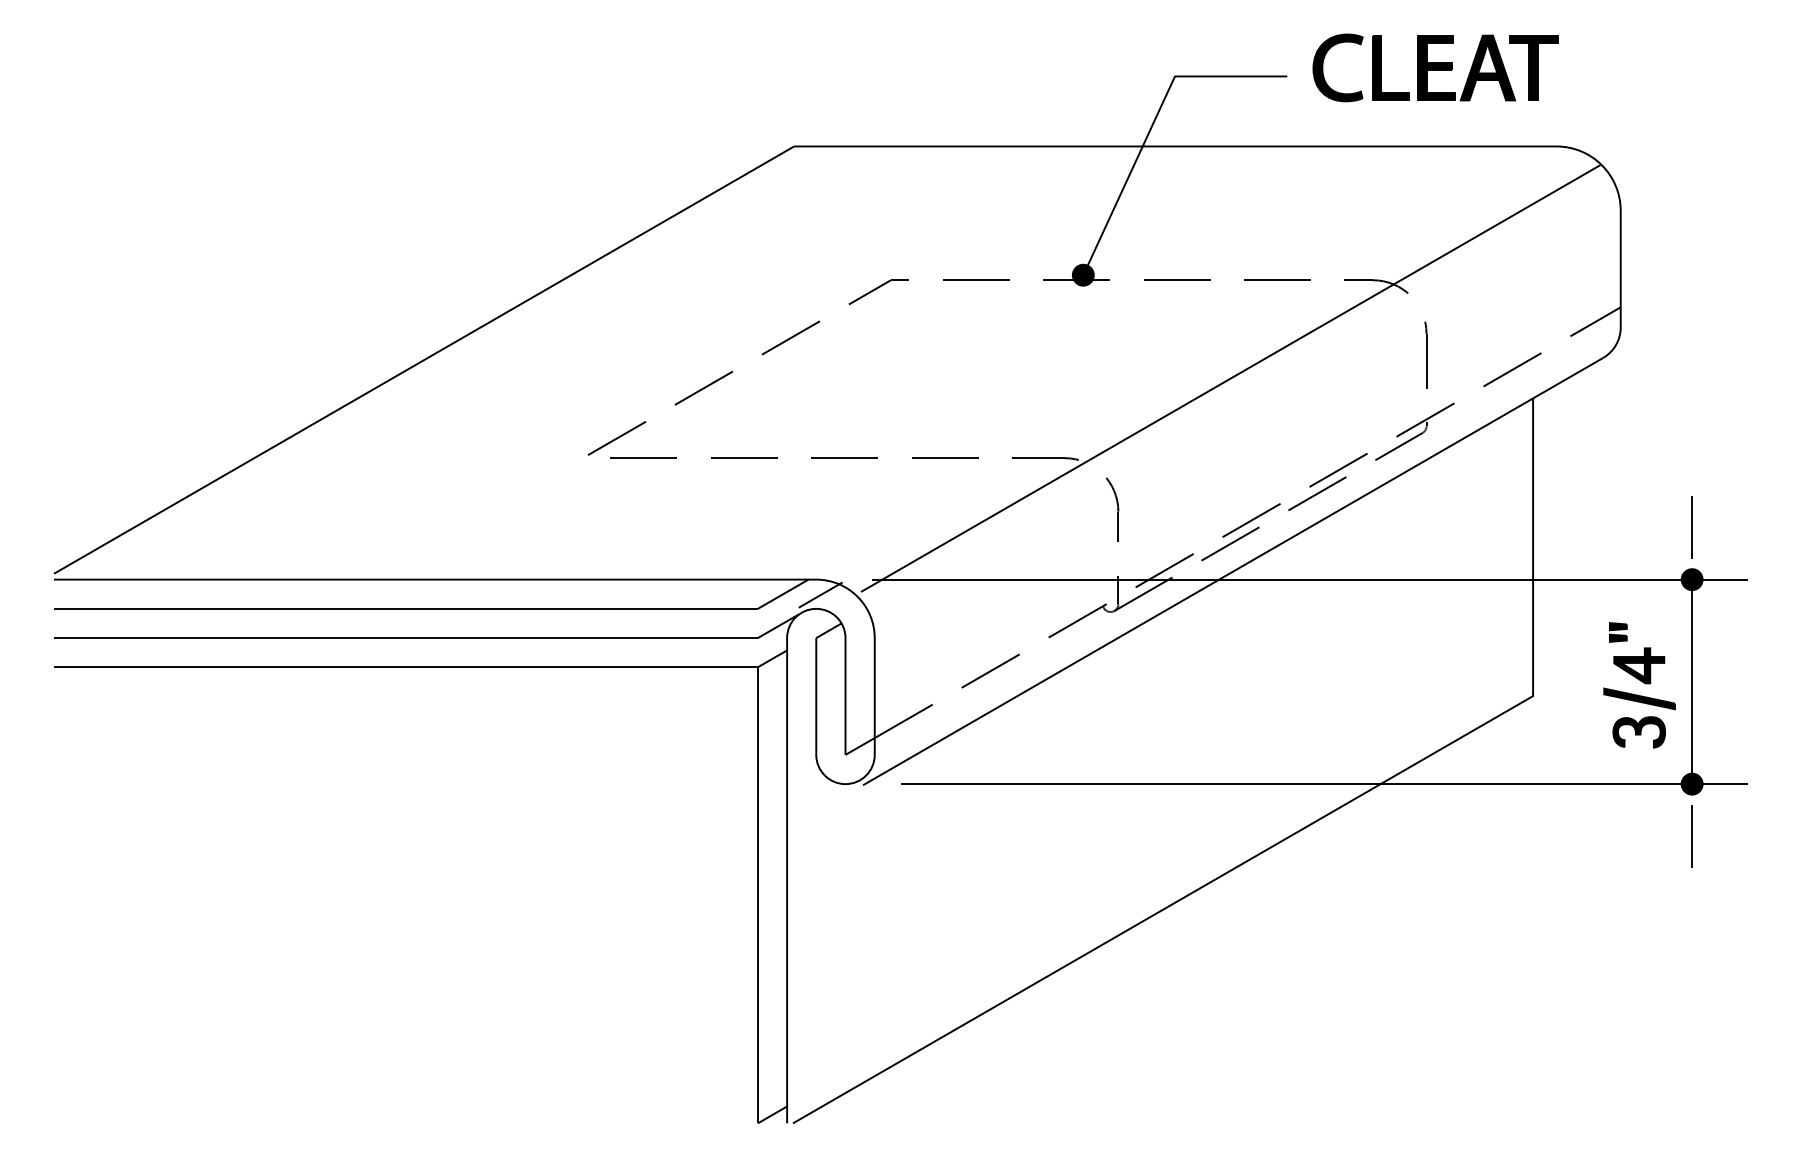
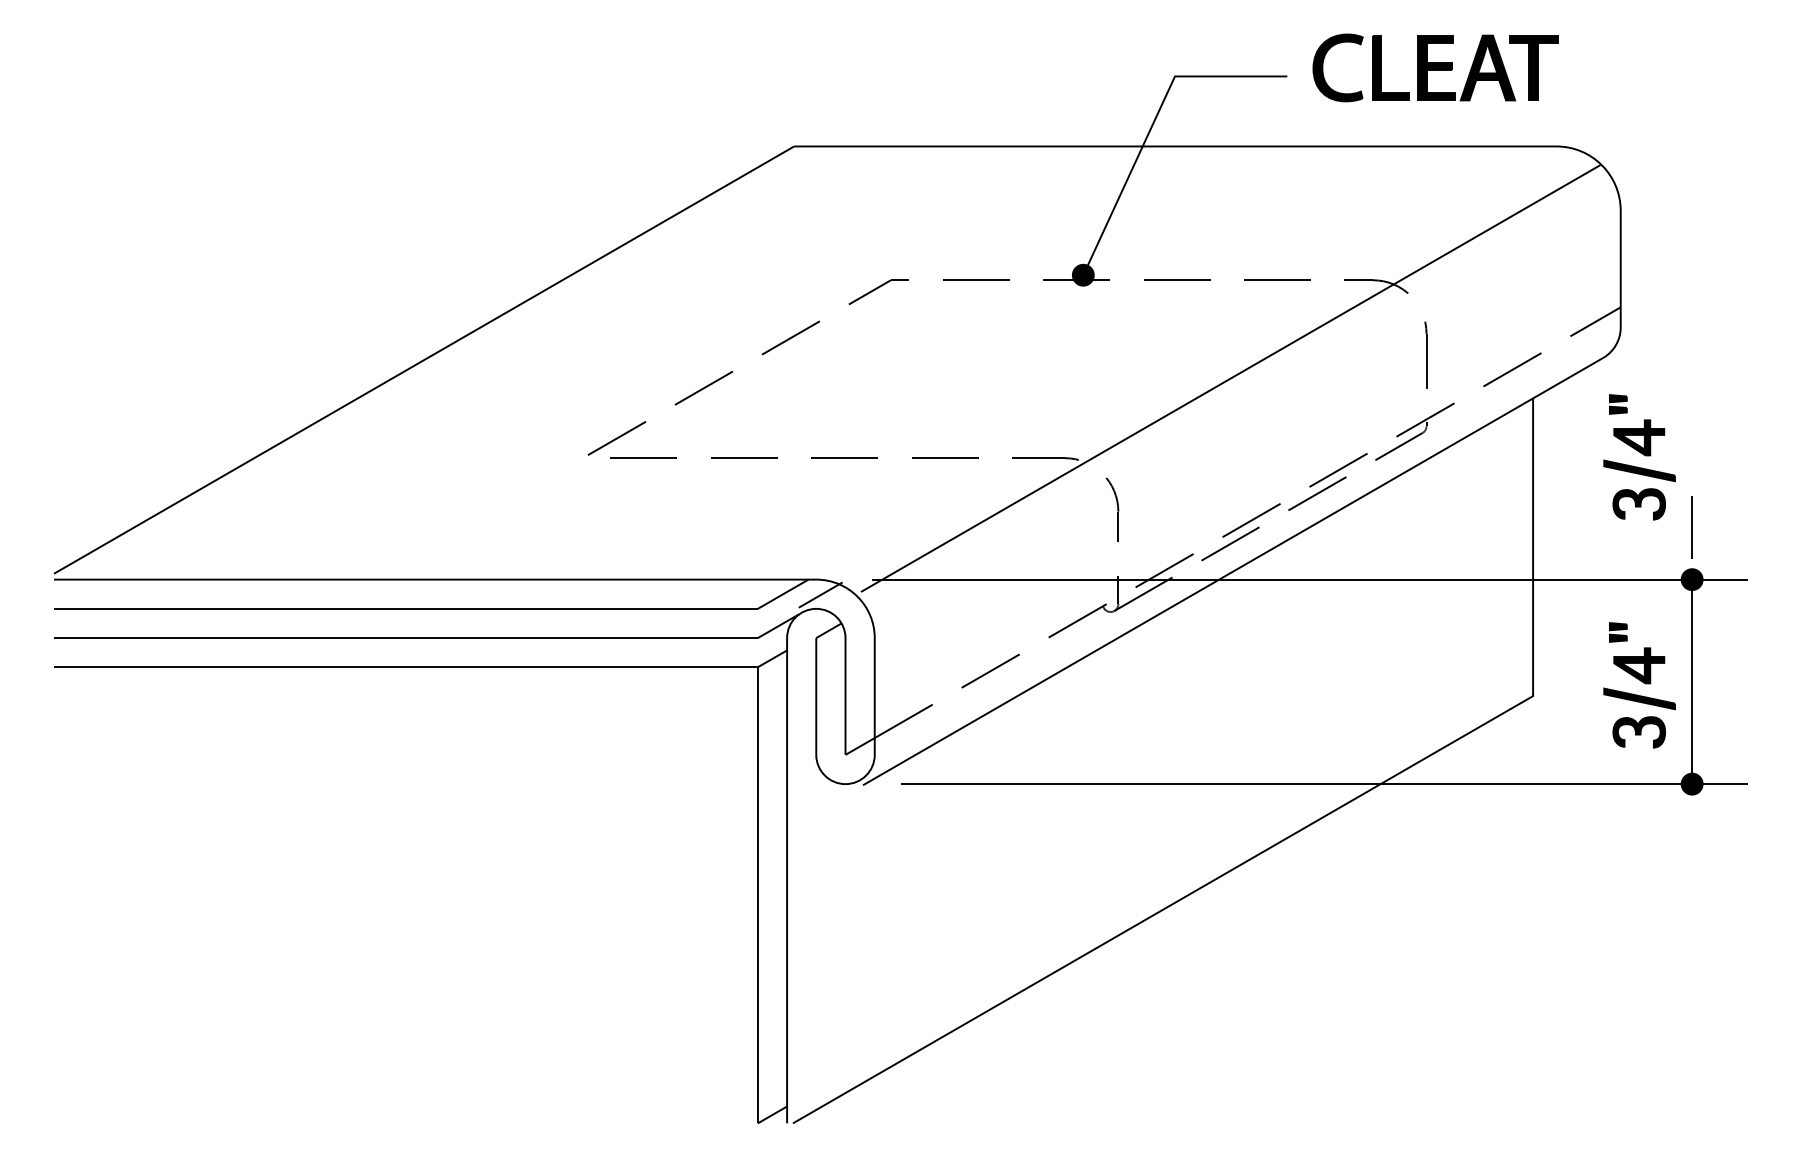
part: none -> present (1639, 457)
line: present -> none (1691, 836)
